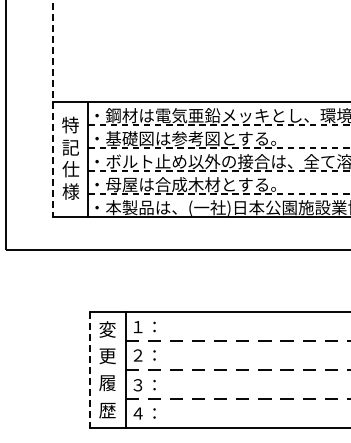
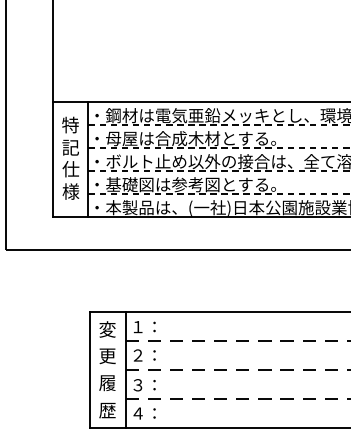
line: dashed -> solid (52, 109)
text: ・基礎図は参考図とする。 -> ・母屋は合成木材とする。 (163, 138)
text: ・母屋は合成木材とする。 -> ・基礎図は参考図とする。 (163, 184)
line: dashed -> solid (89, 369)
